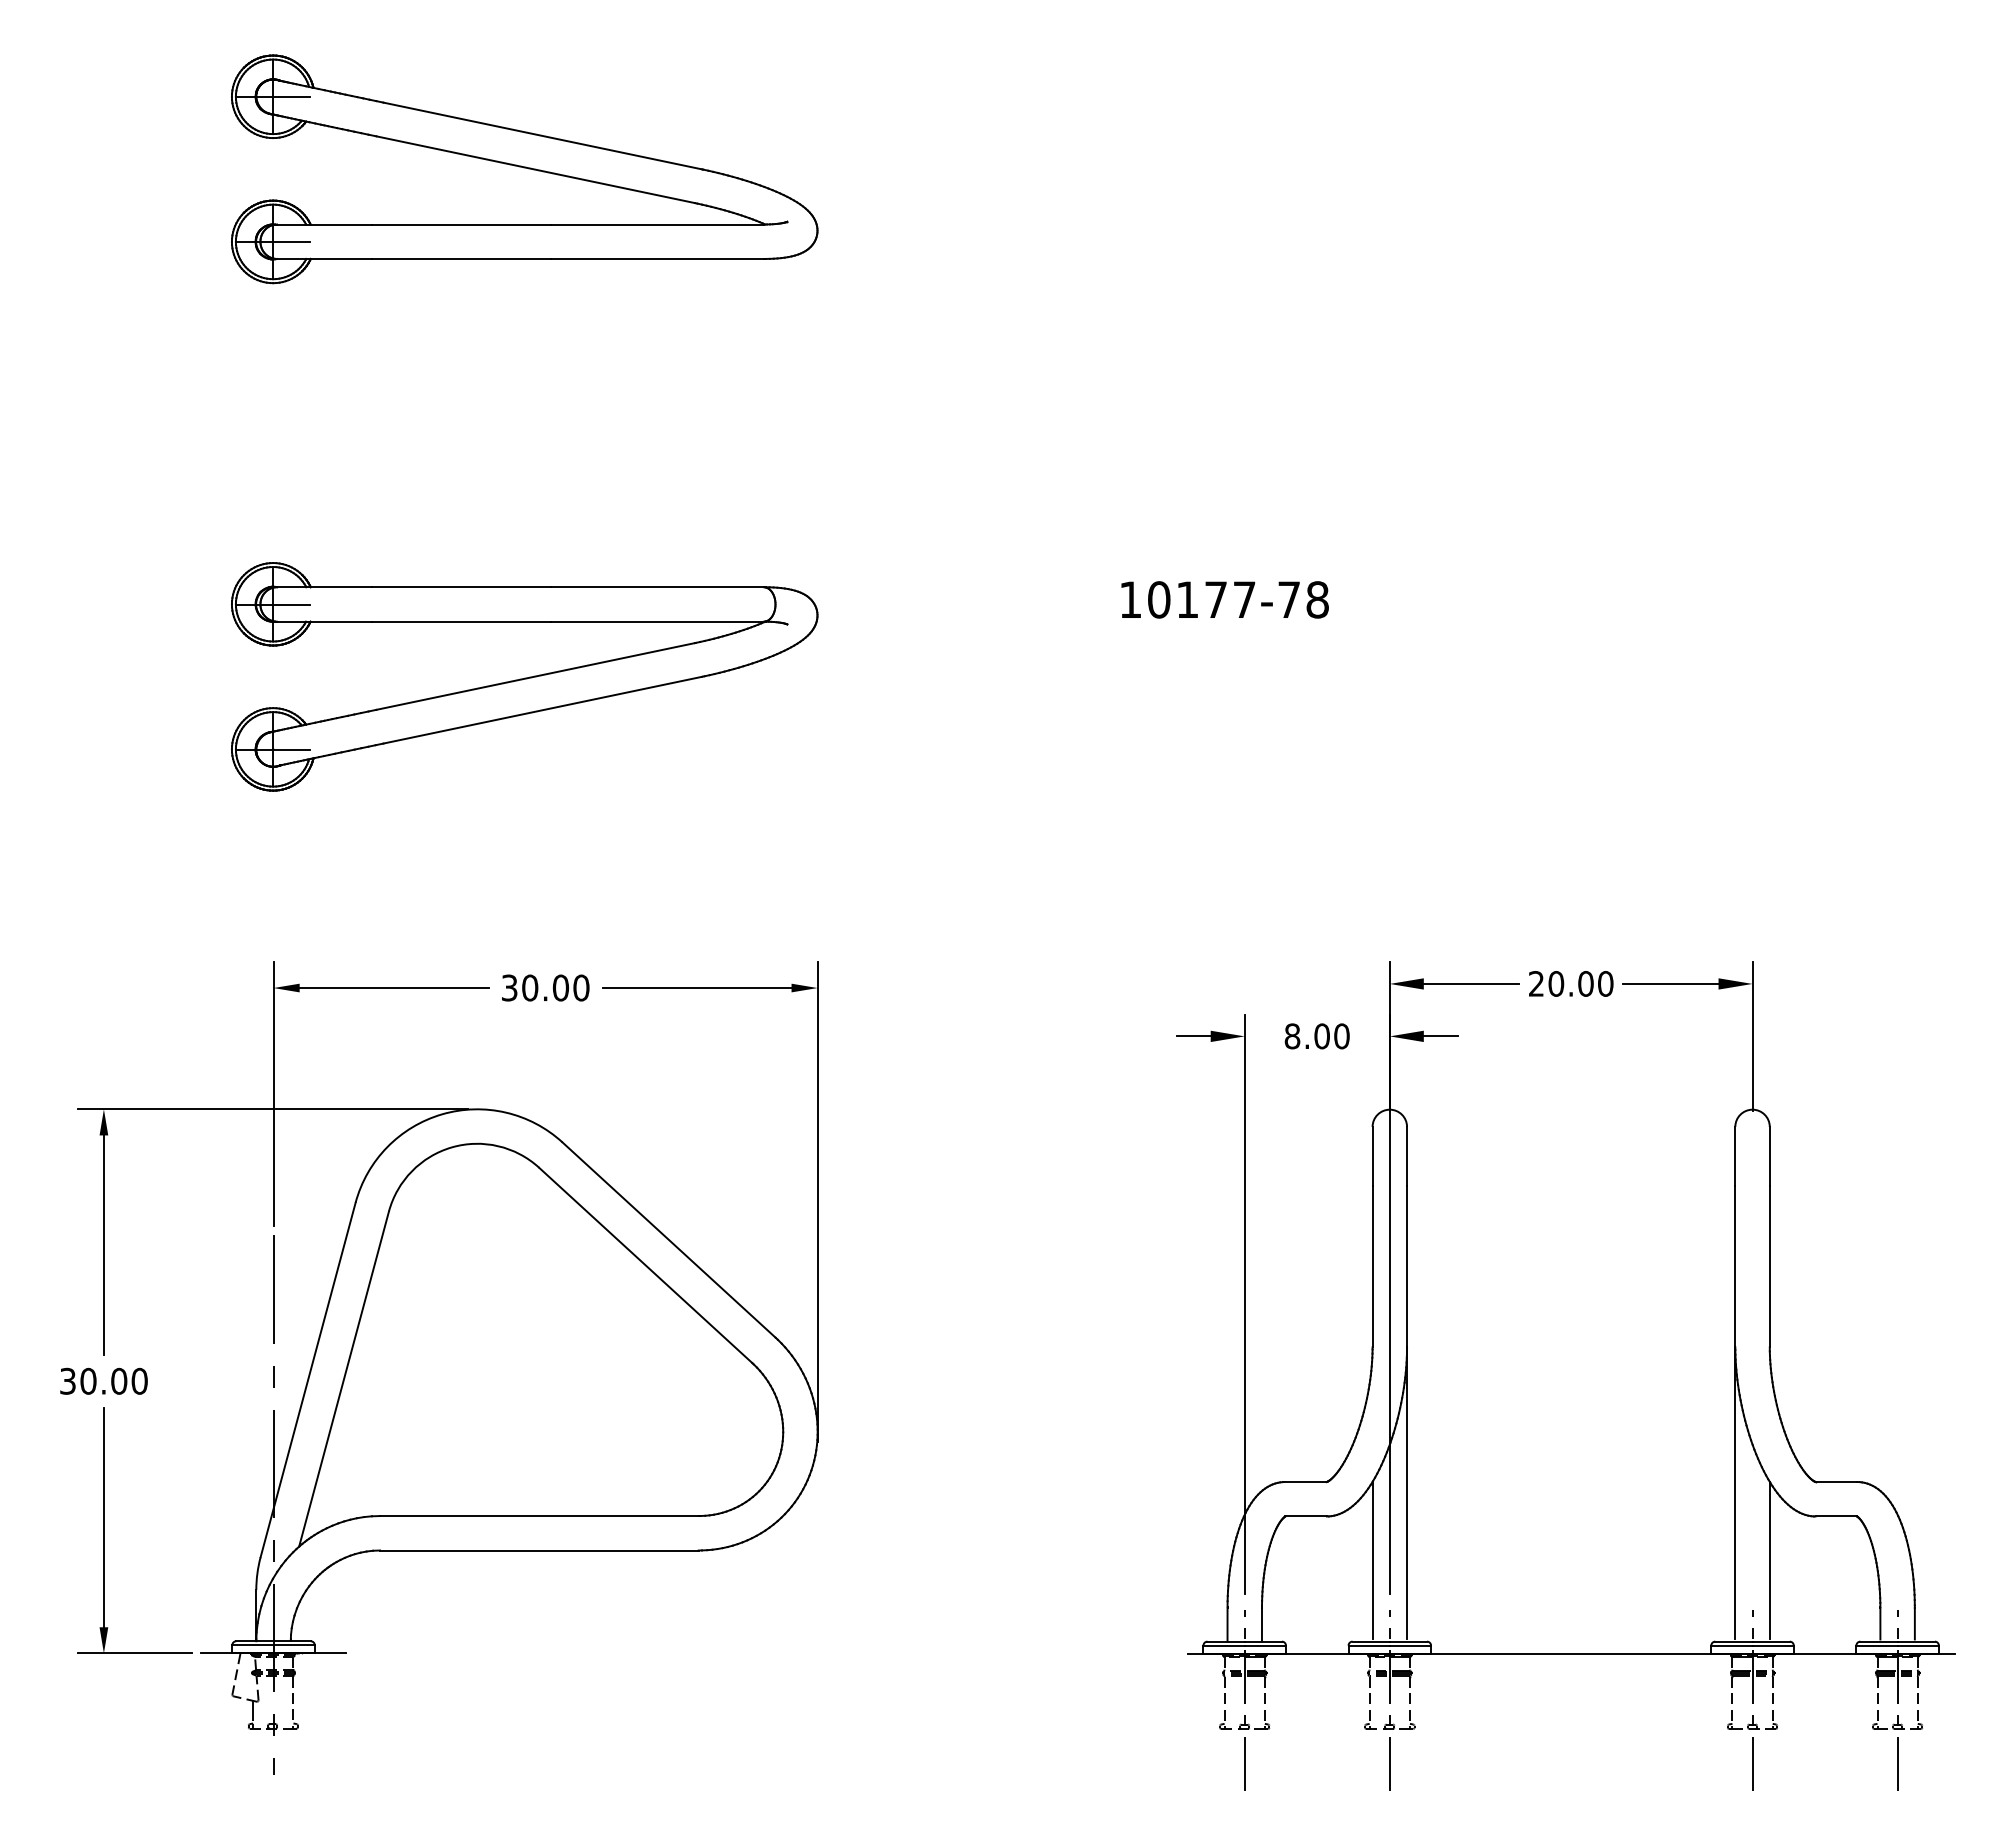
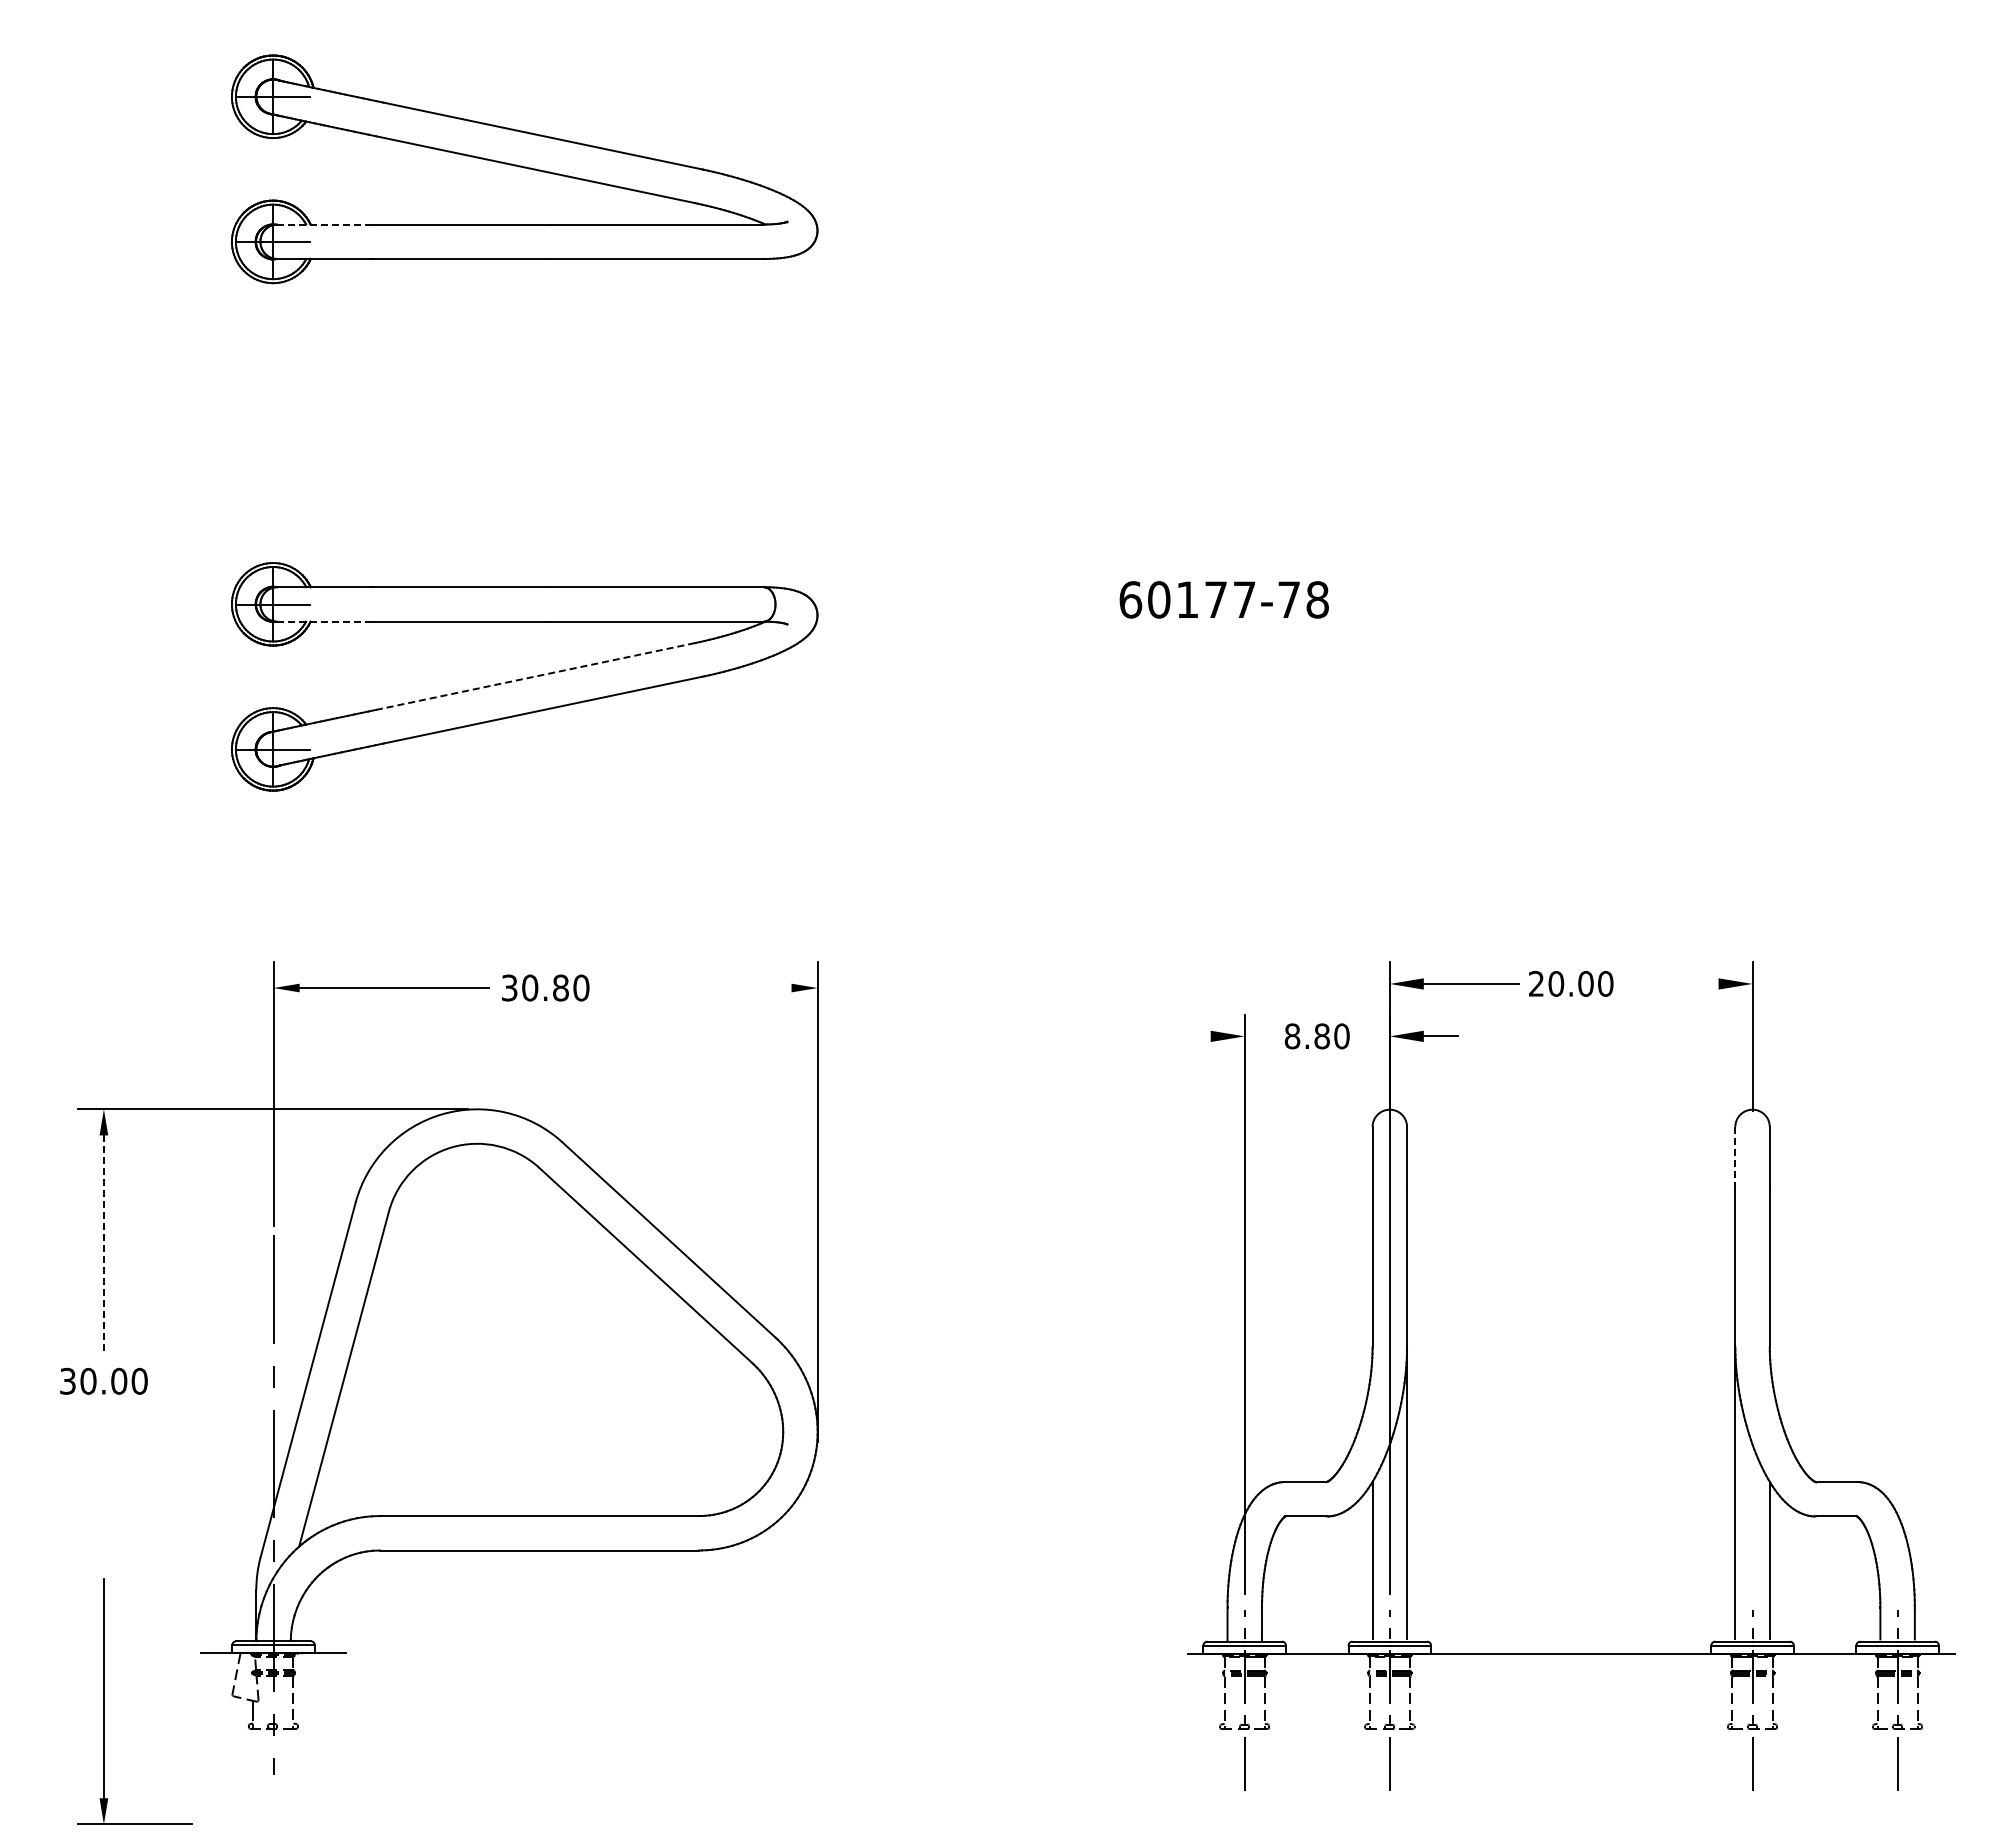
line: solid -> dashed (324, 224)
text: 10177-78 -> 60177-78 (1130, 599)
line: solid -> dashed (325, 621)
line: solid -> dashed (535, 676)
line: present -> none (1670, 983)
text: 30.00 -> 30.80 (560, 988)
line: present -> none (696, 988)
line: present -> none (1193, 1036)
text: 8.00 -> 8.80 (1321, 1036)
line: solid -> dashed (1735, 1156)
line: solid -> dashed (103, 1245)
part position: (104, 1530) -> (104, 1701) (104, 1701)
